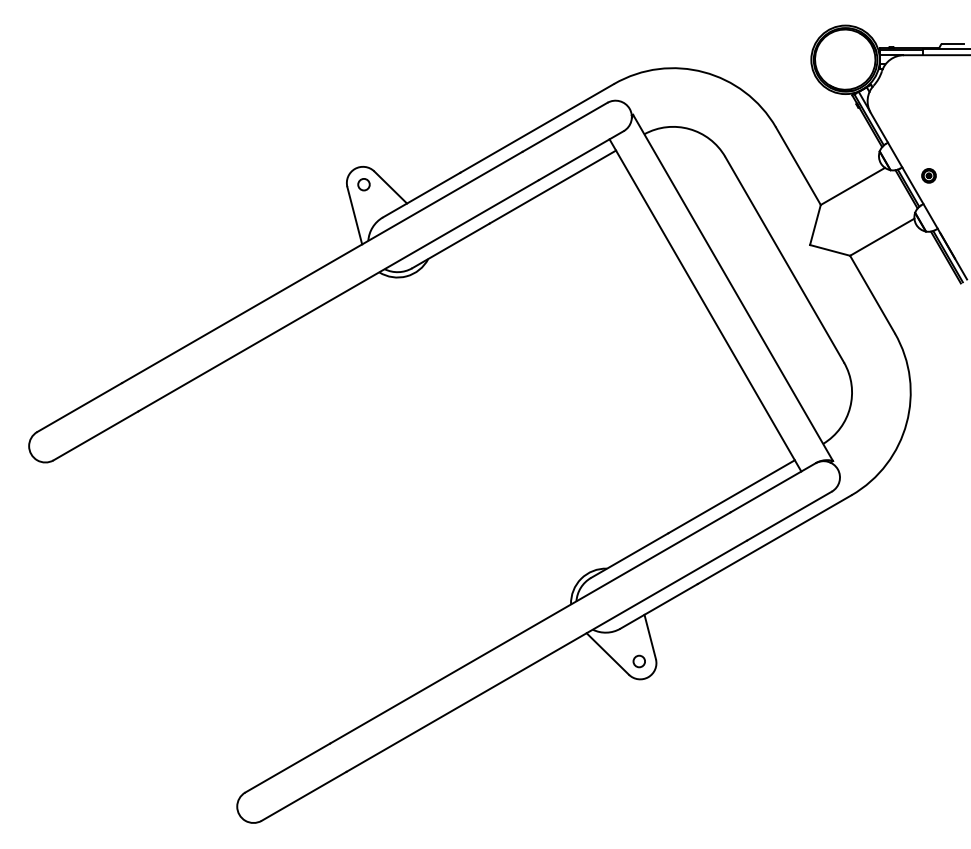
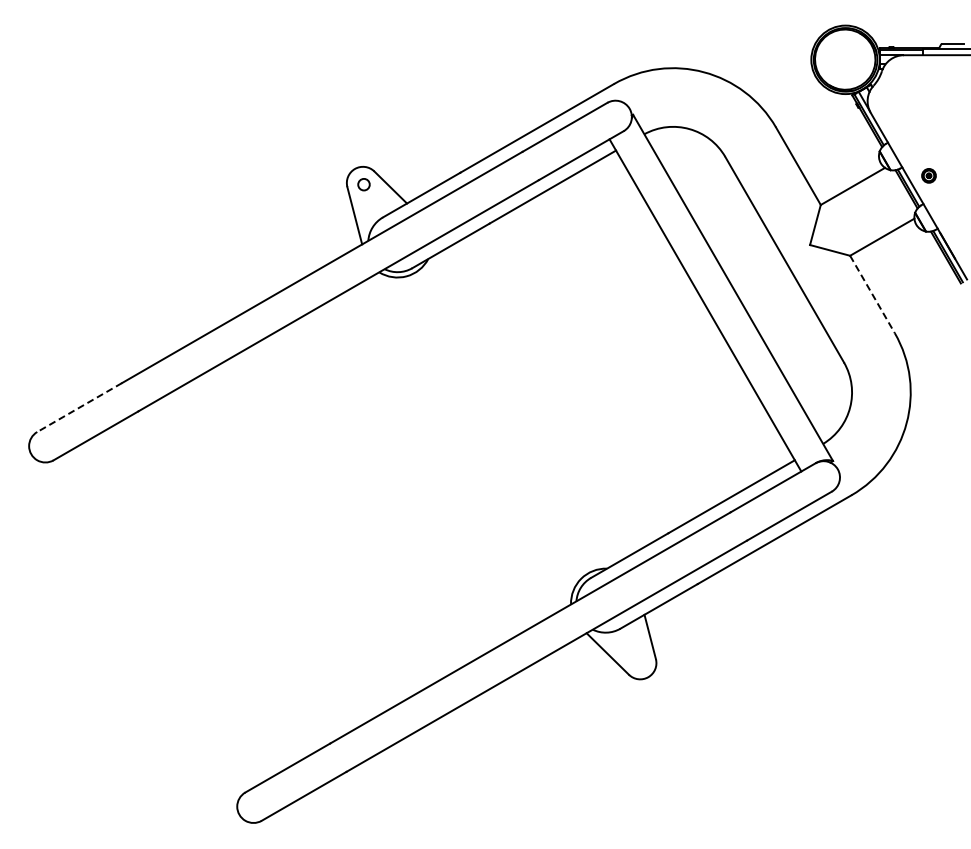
line: solid -> dashed (872, 294)
line: solid -> dashed (79, 407)
circle: present -> none (638, 661)
